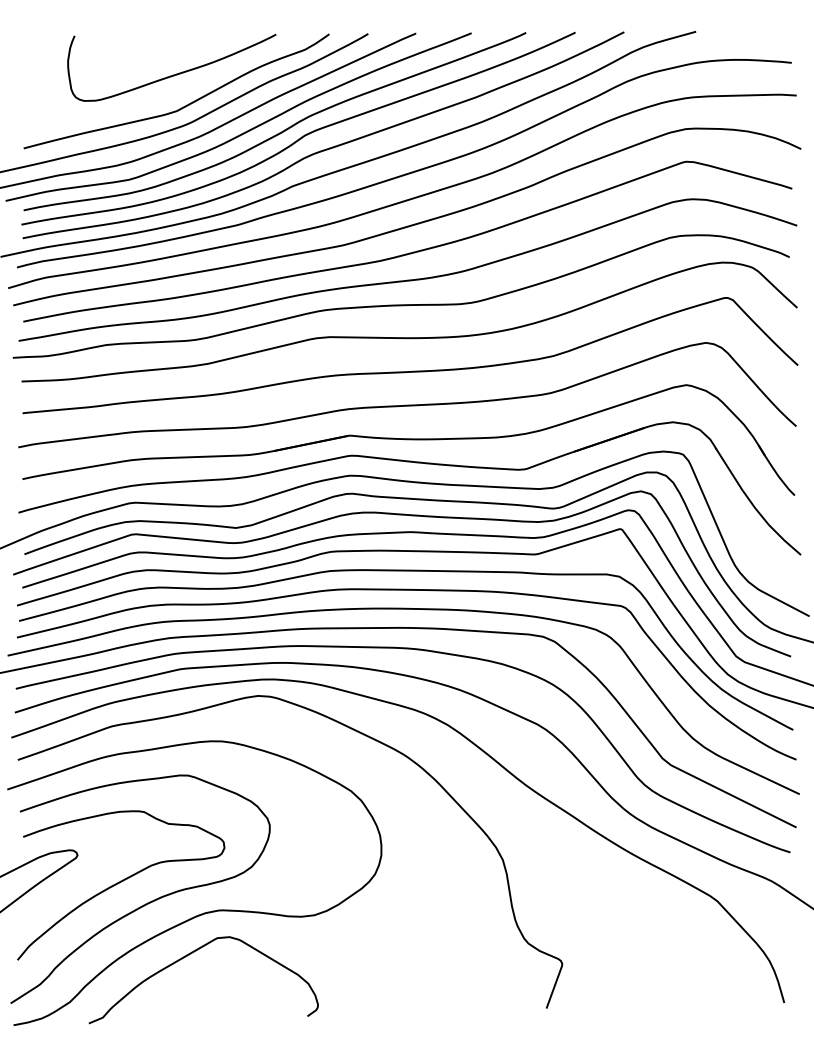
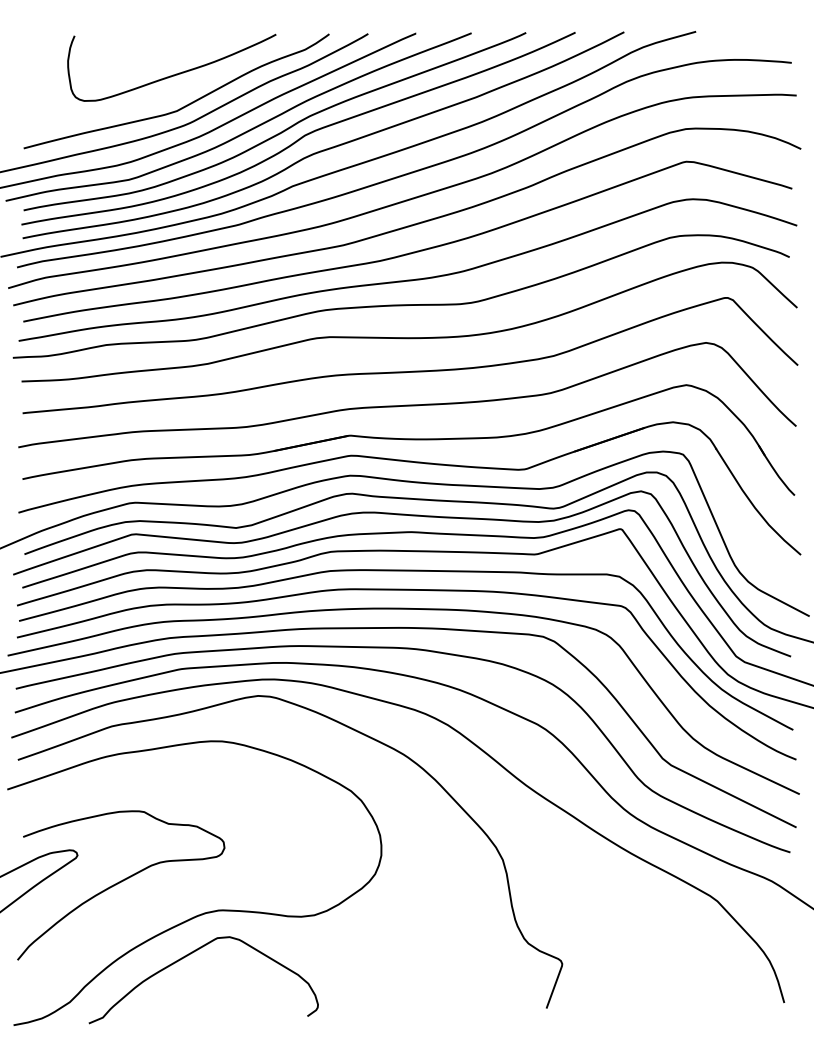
curve: present -> none (147, 902)
